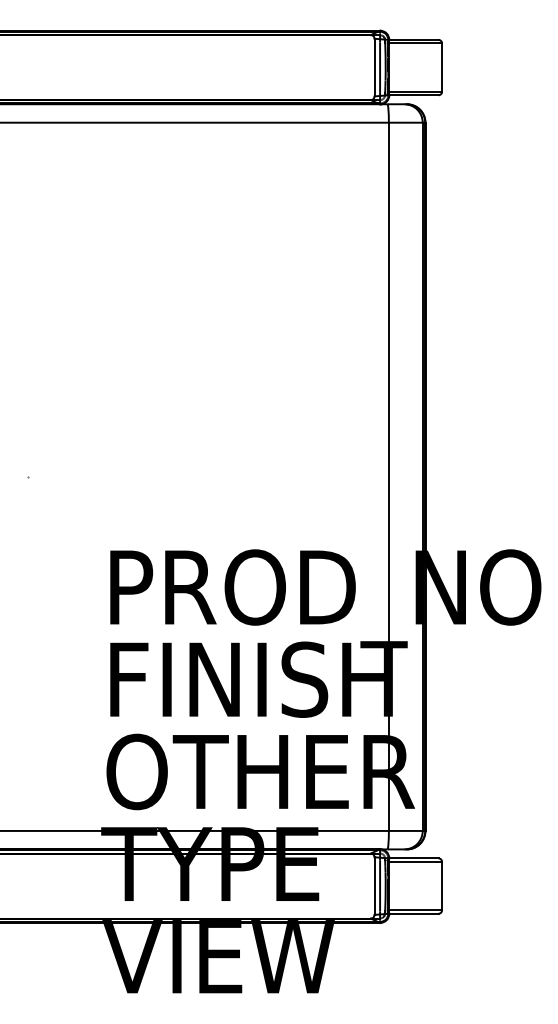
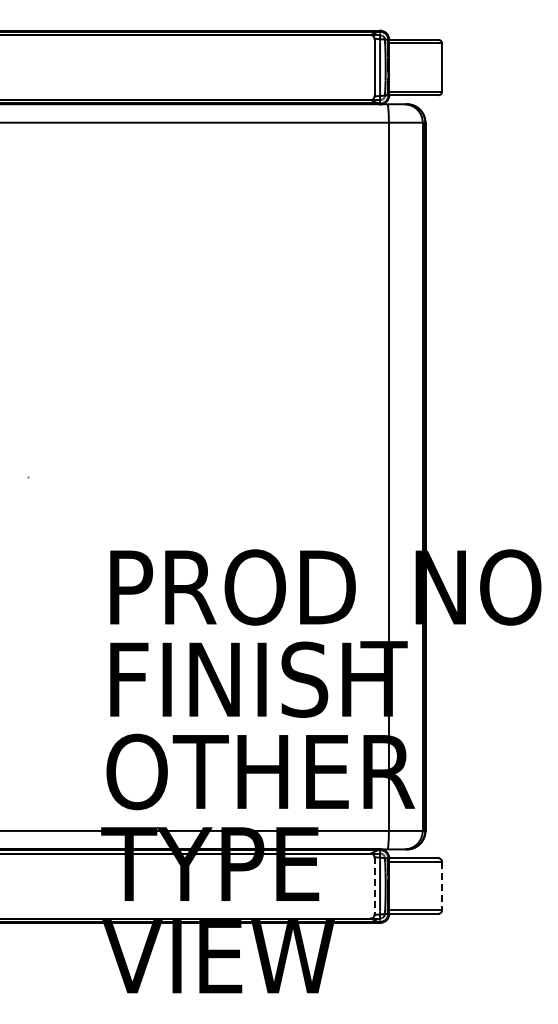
line: solid -> dashed (374, 886)
line: solid -> dashed (442, 886)
